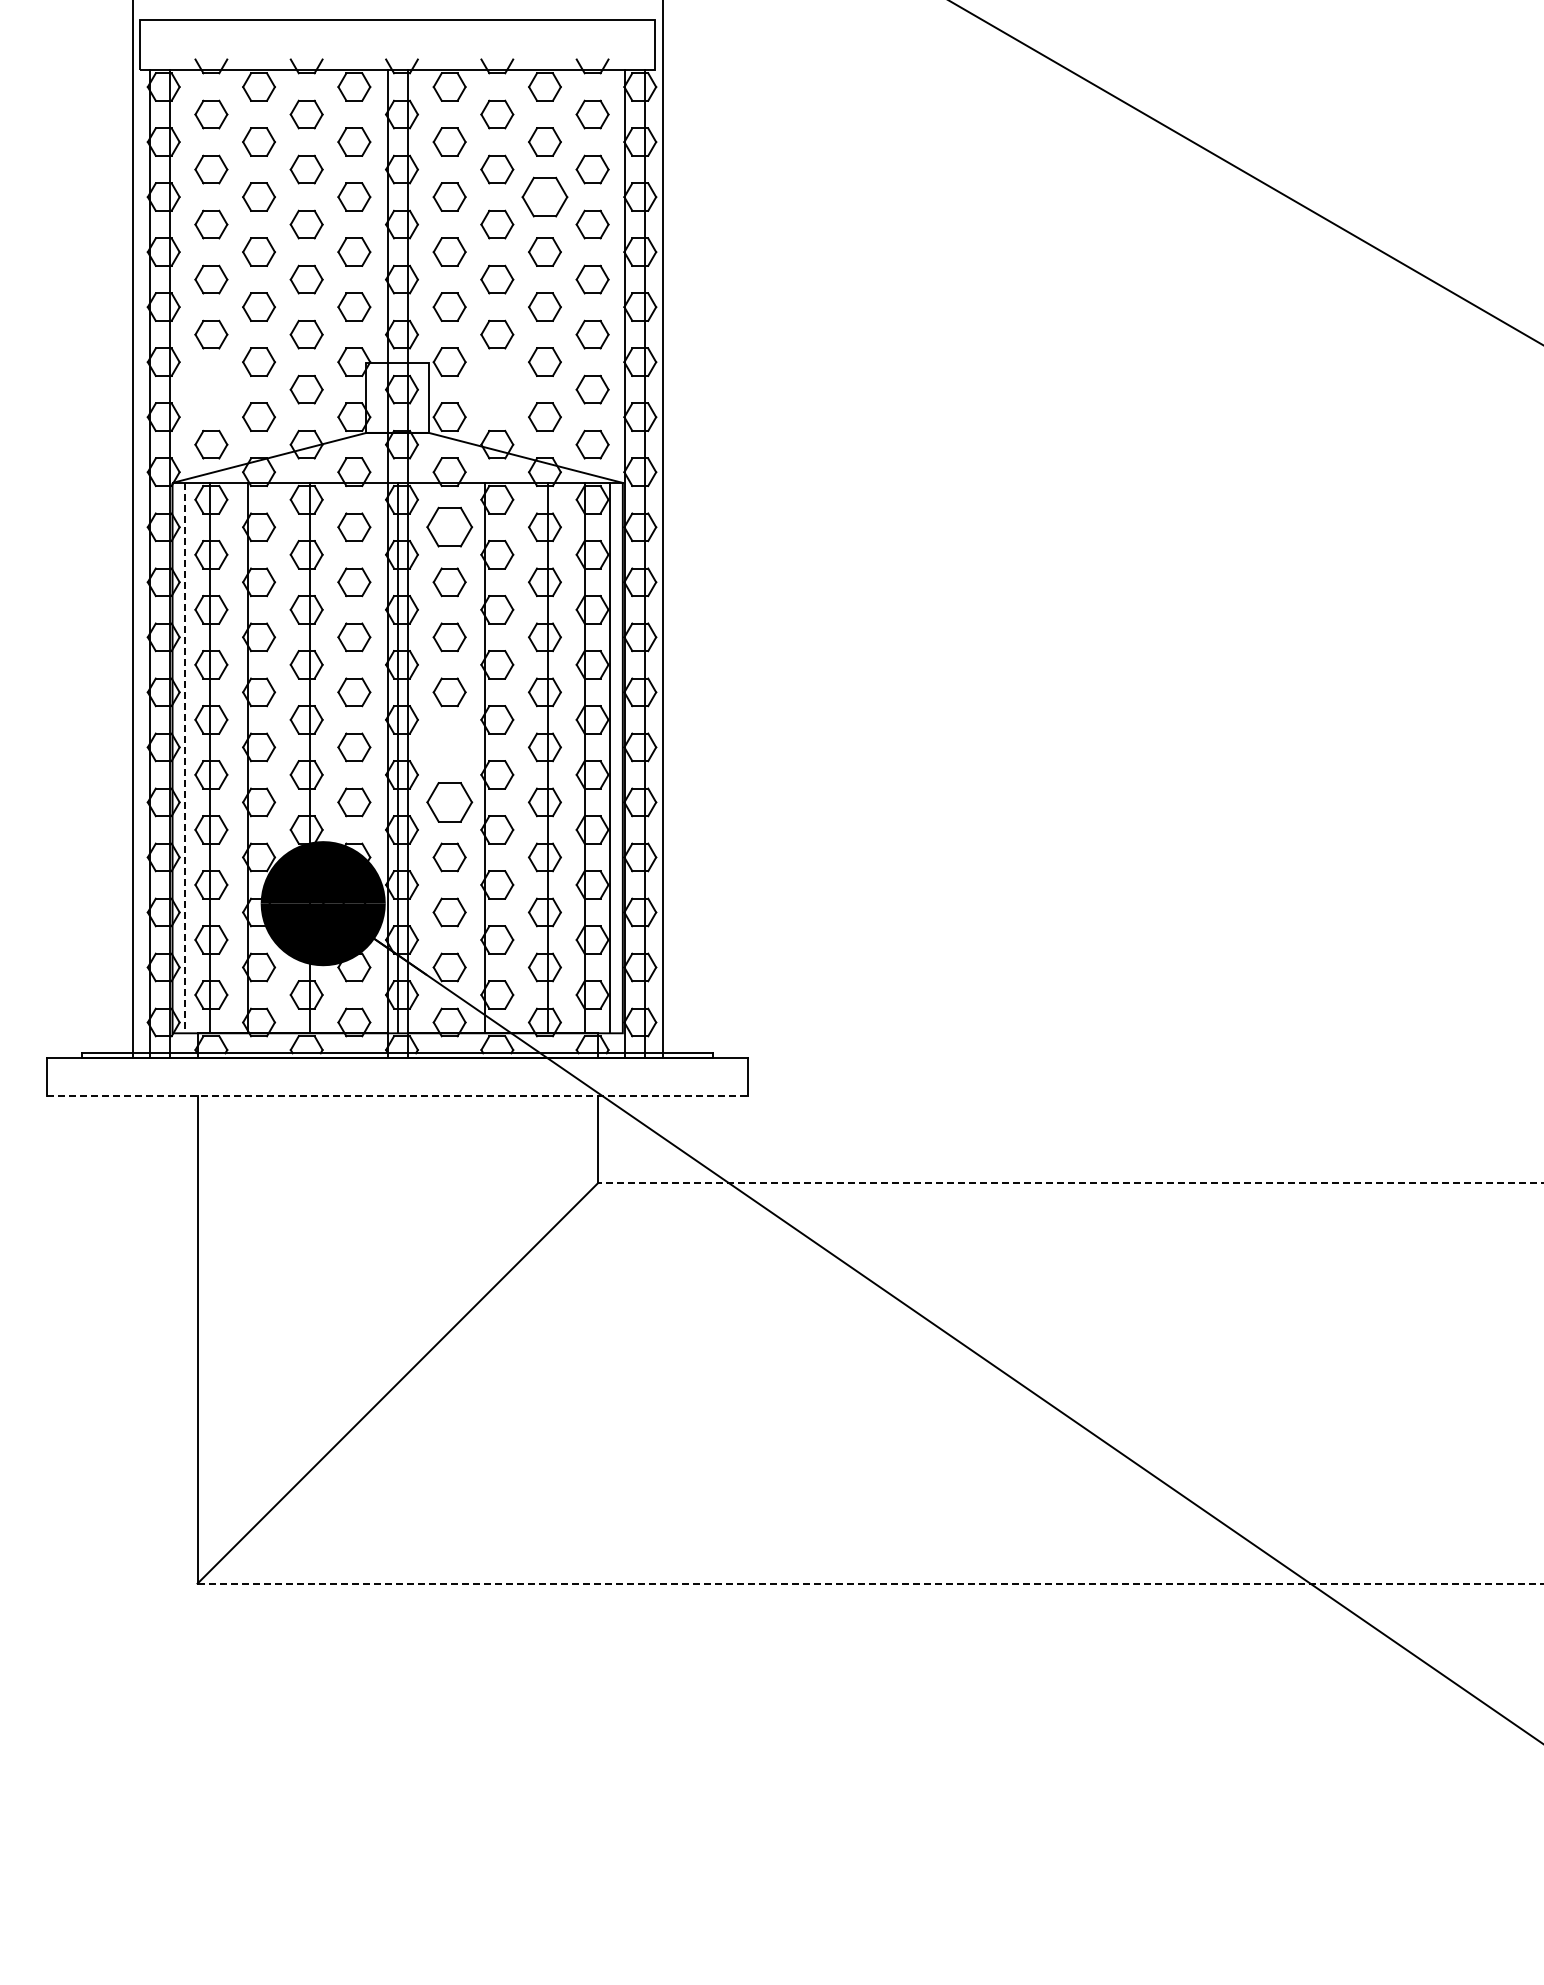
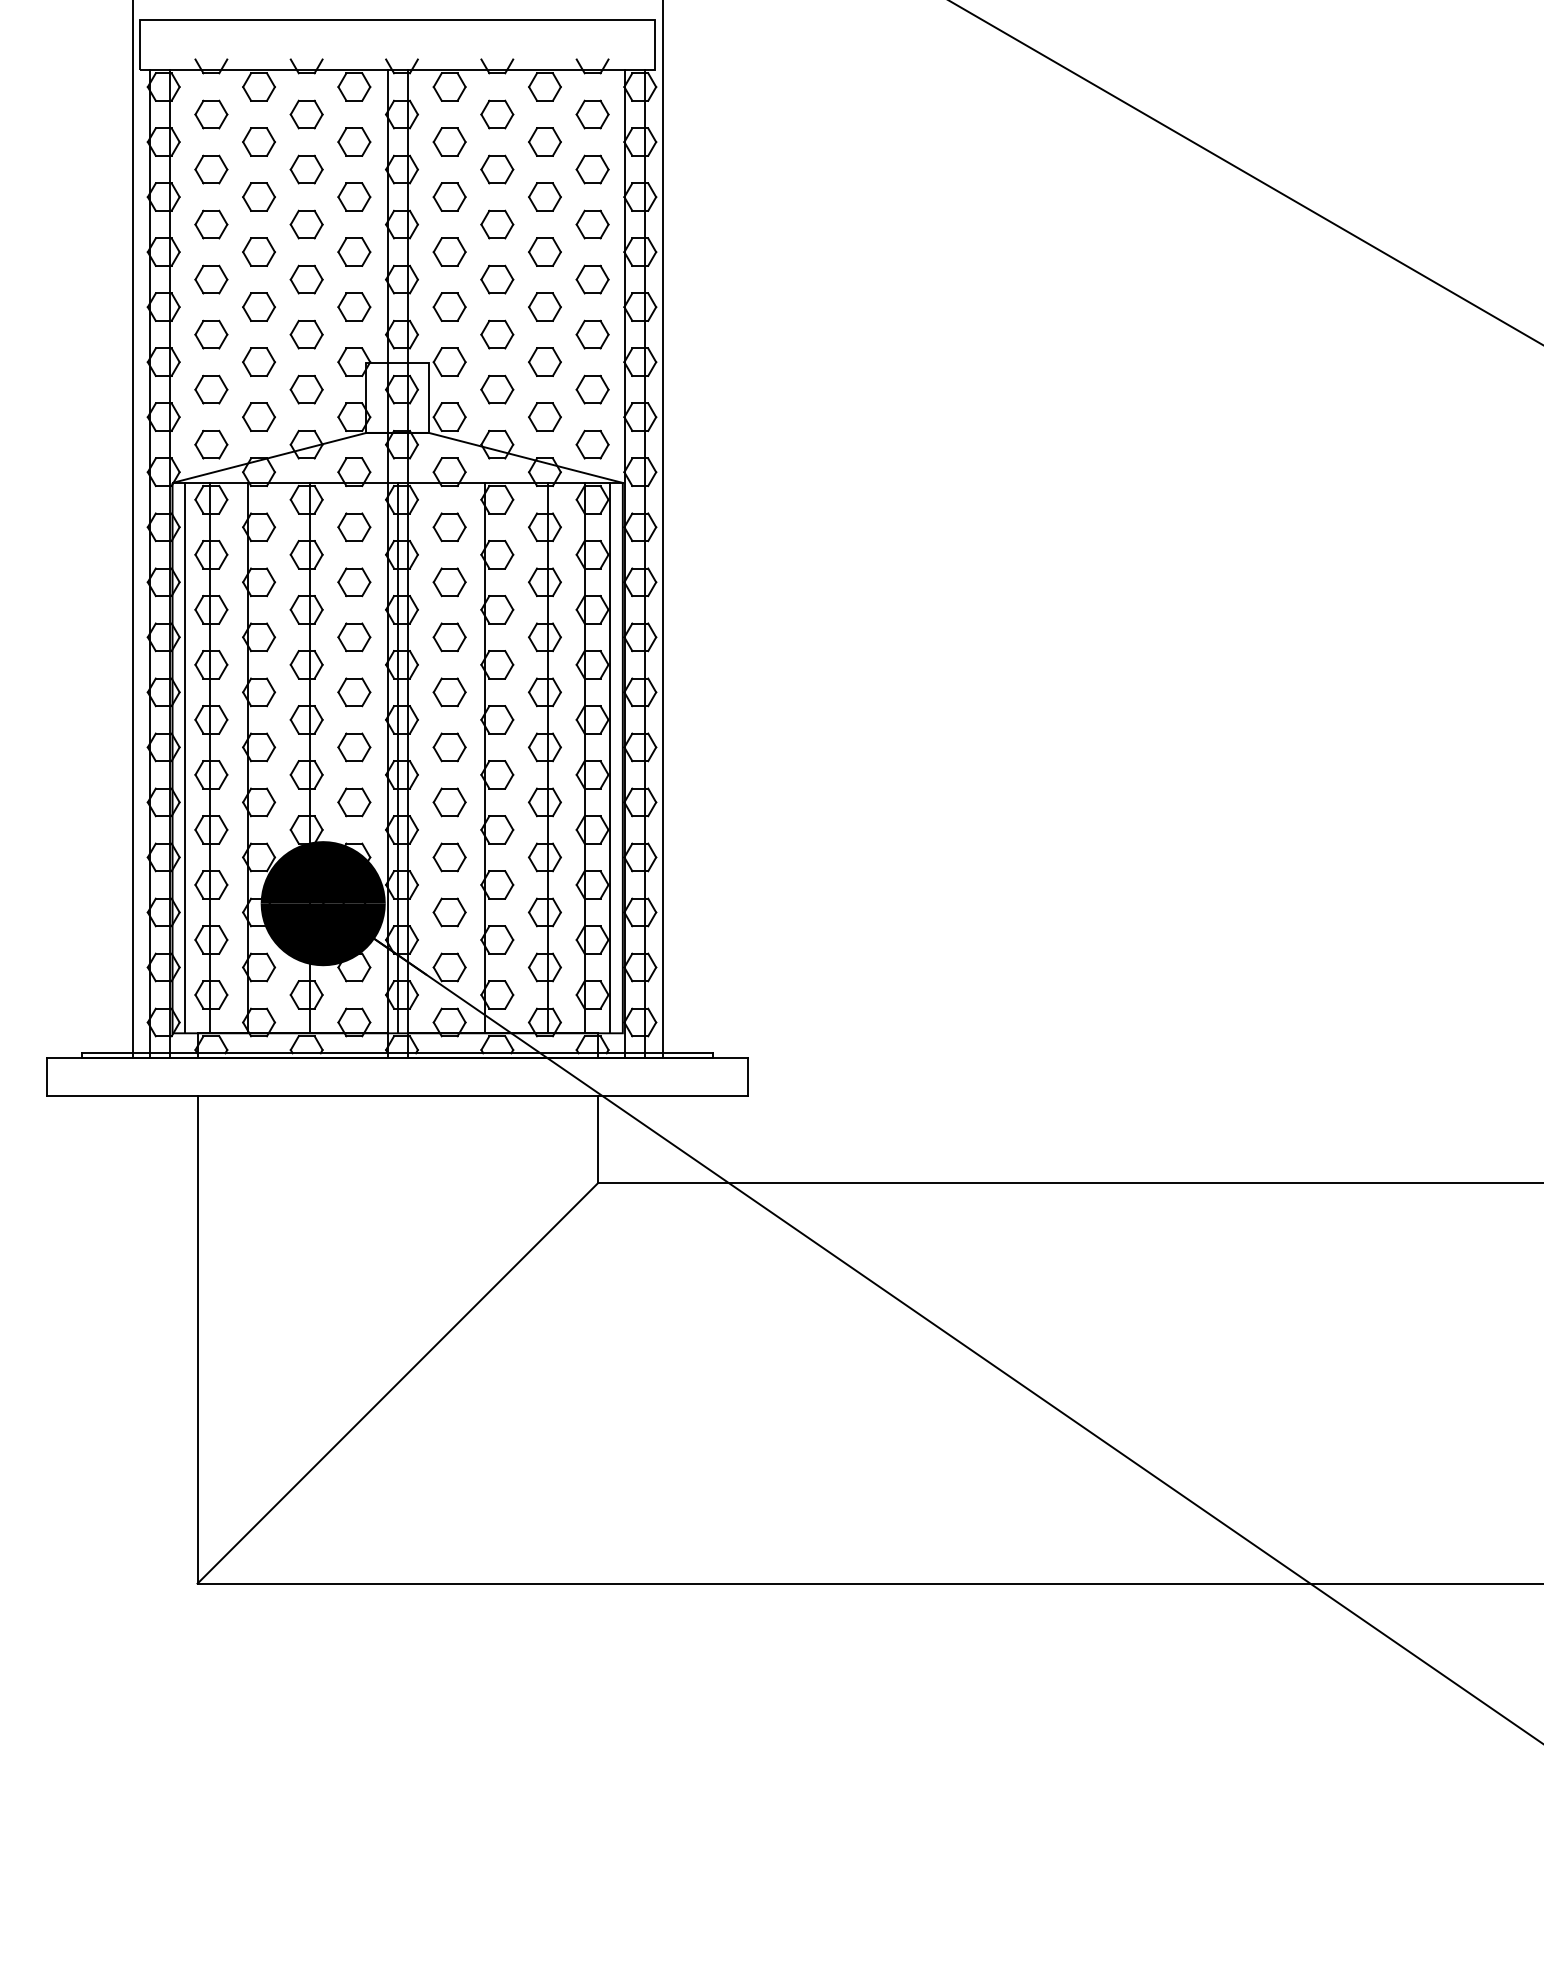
part size: 48x42 px -> 34x30 px (544, 196)
part: none -> present (211, 389)
part: none -> present (497, 389)
part size: 48x42 px -> 35x31 px (449, 527)
part: none -> present (449, 747)
line: dashed -> solid (185, 758)
part size: 48x41 px -> 35x31 px (449, 802)
line: dashed -> solid (398, 1095)
line: dashed -> solid (1070, 1183)
line: dashed -> solid (871, 1583)
